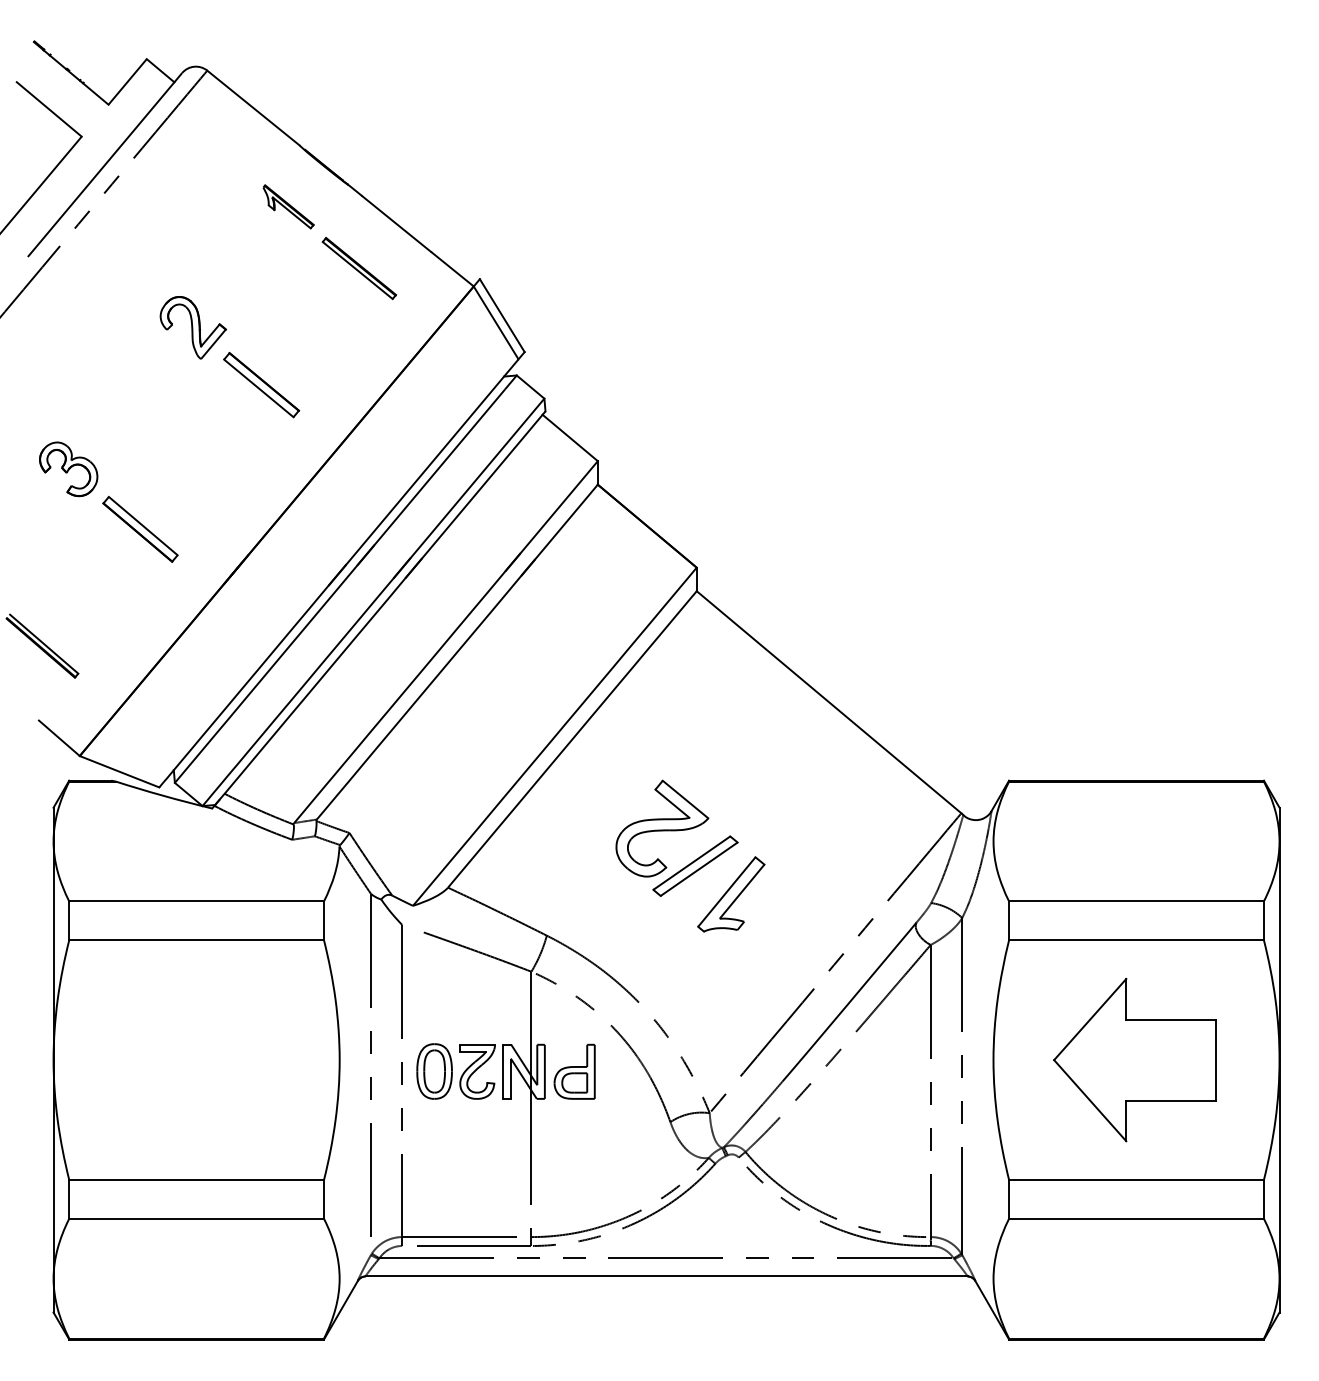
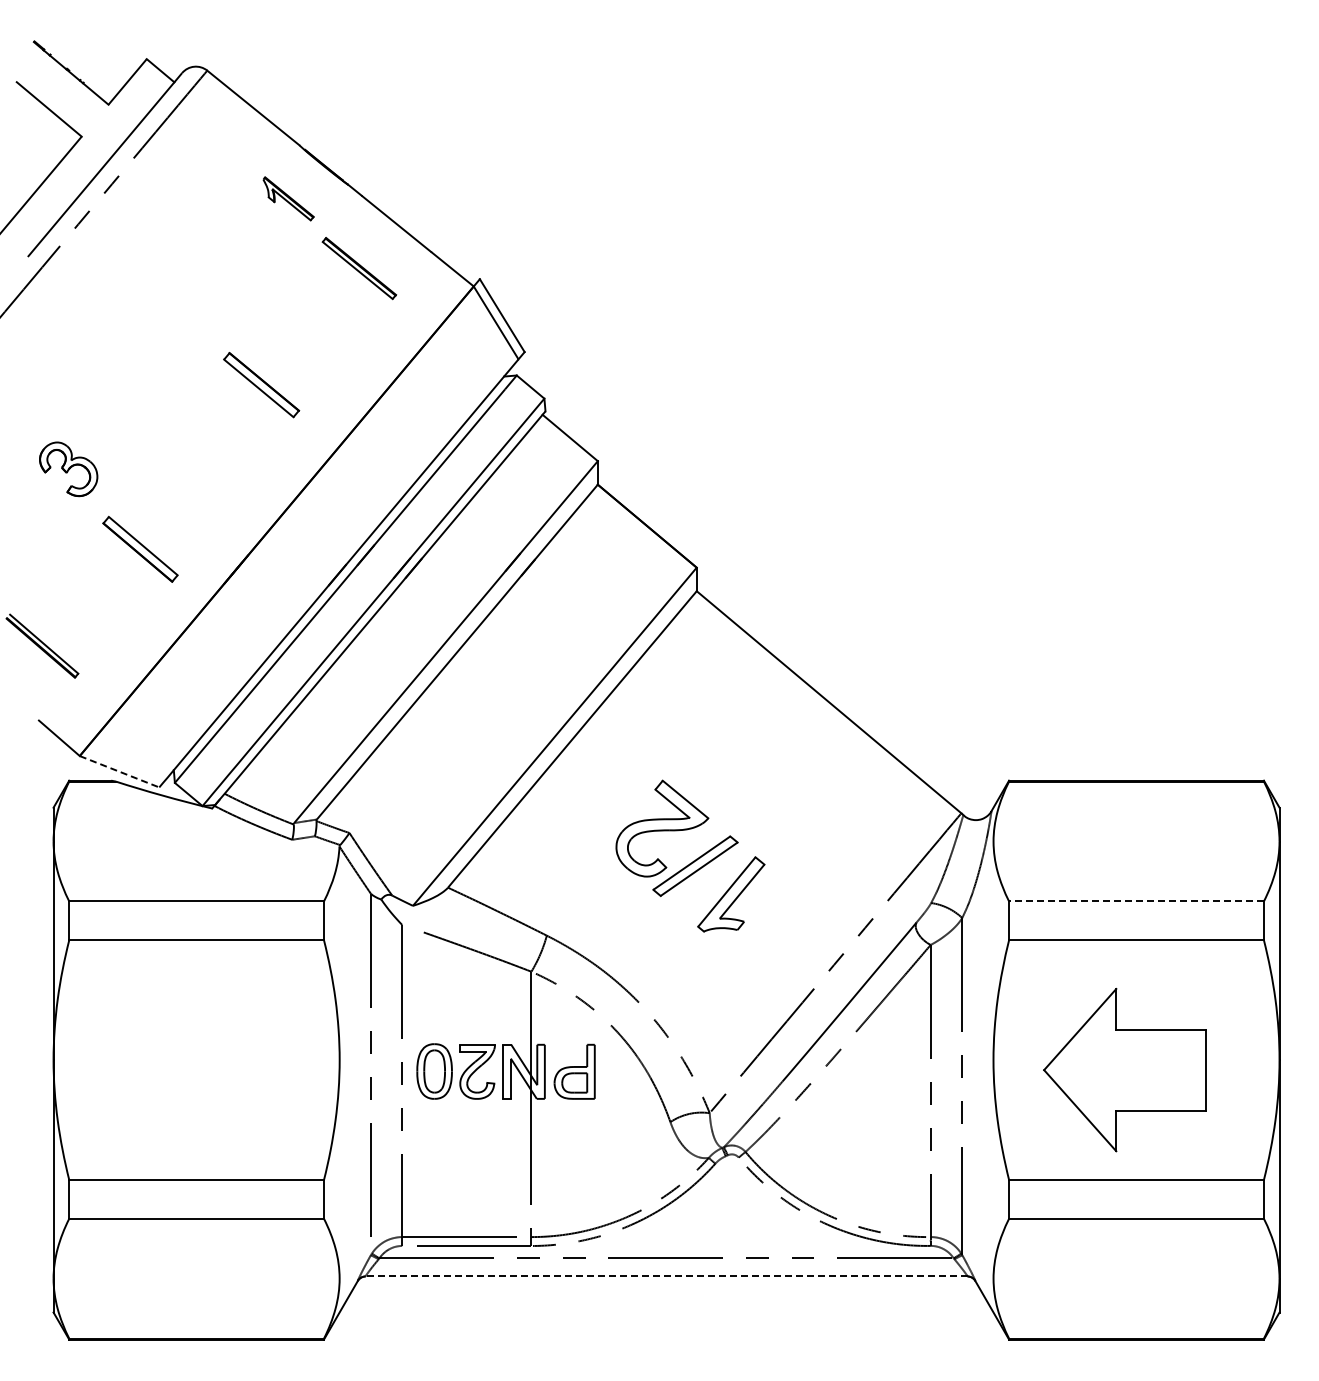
part position: (288, 206) -> (288, 198) (288, 198)
part: present -> none (192, 327)
part position: (140, 528) -> (140, 548) (140, 548)
line: solid -> dashed (119, 771)
line: solid -> dashed (1136, 901)
part position: (1134, 1059) -> (1124, 1069) (1124, 1069)
line: solid -> dashed (666, 1276)
